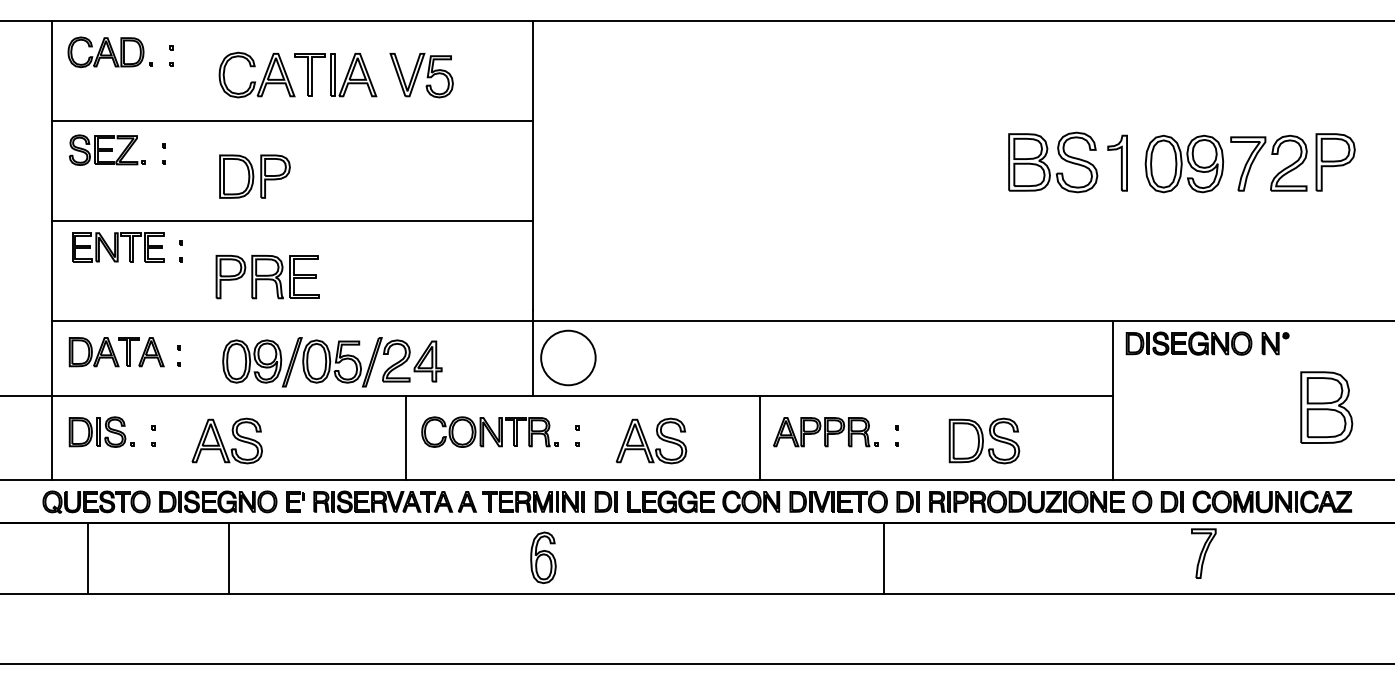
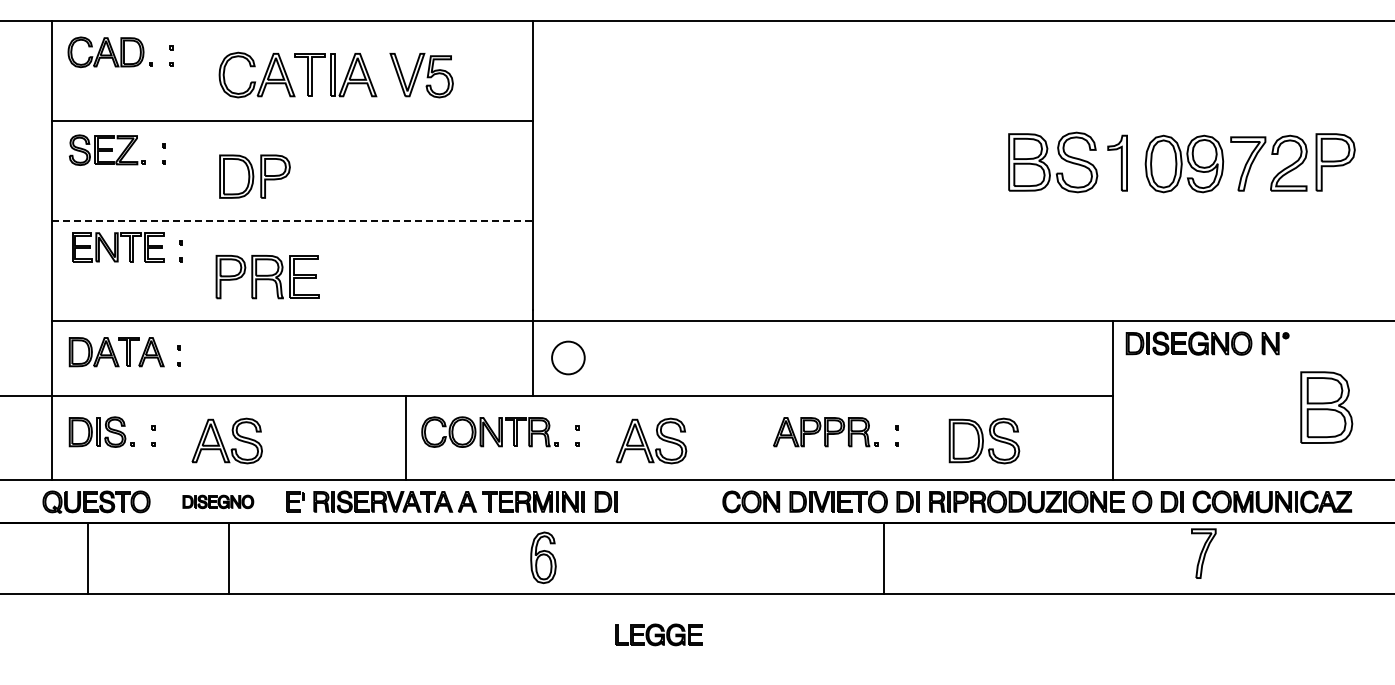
line: solid -> dashed (293, 220)
circle diameter: 55 px -> 33 px (568, 357)
part: present -> none (332, 362)
line: present -> none (759, 437)
part size: 119x24 px -> 73x16 px (218, 501)
part position: (670, 501) -> (658, 634) (658, 634)
line: present -> none (696, 664)
